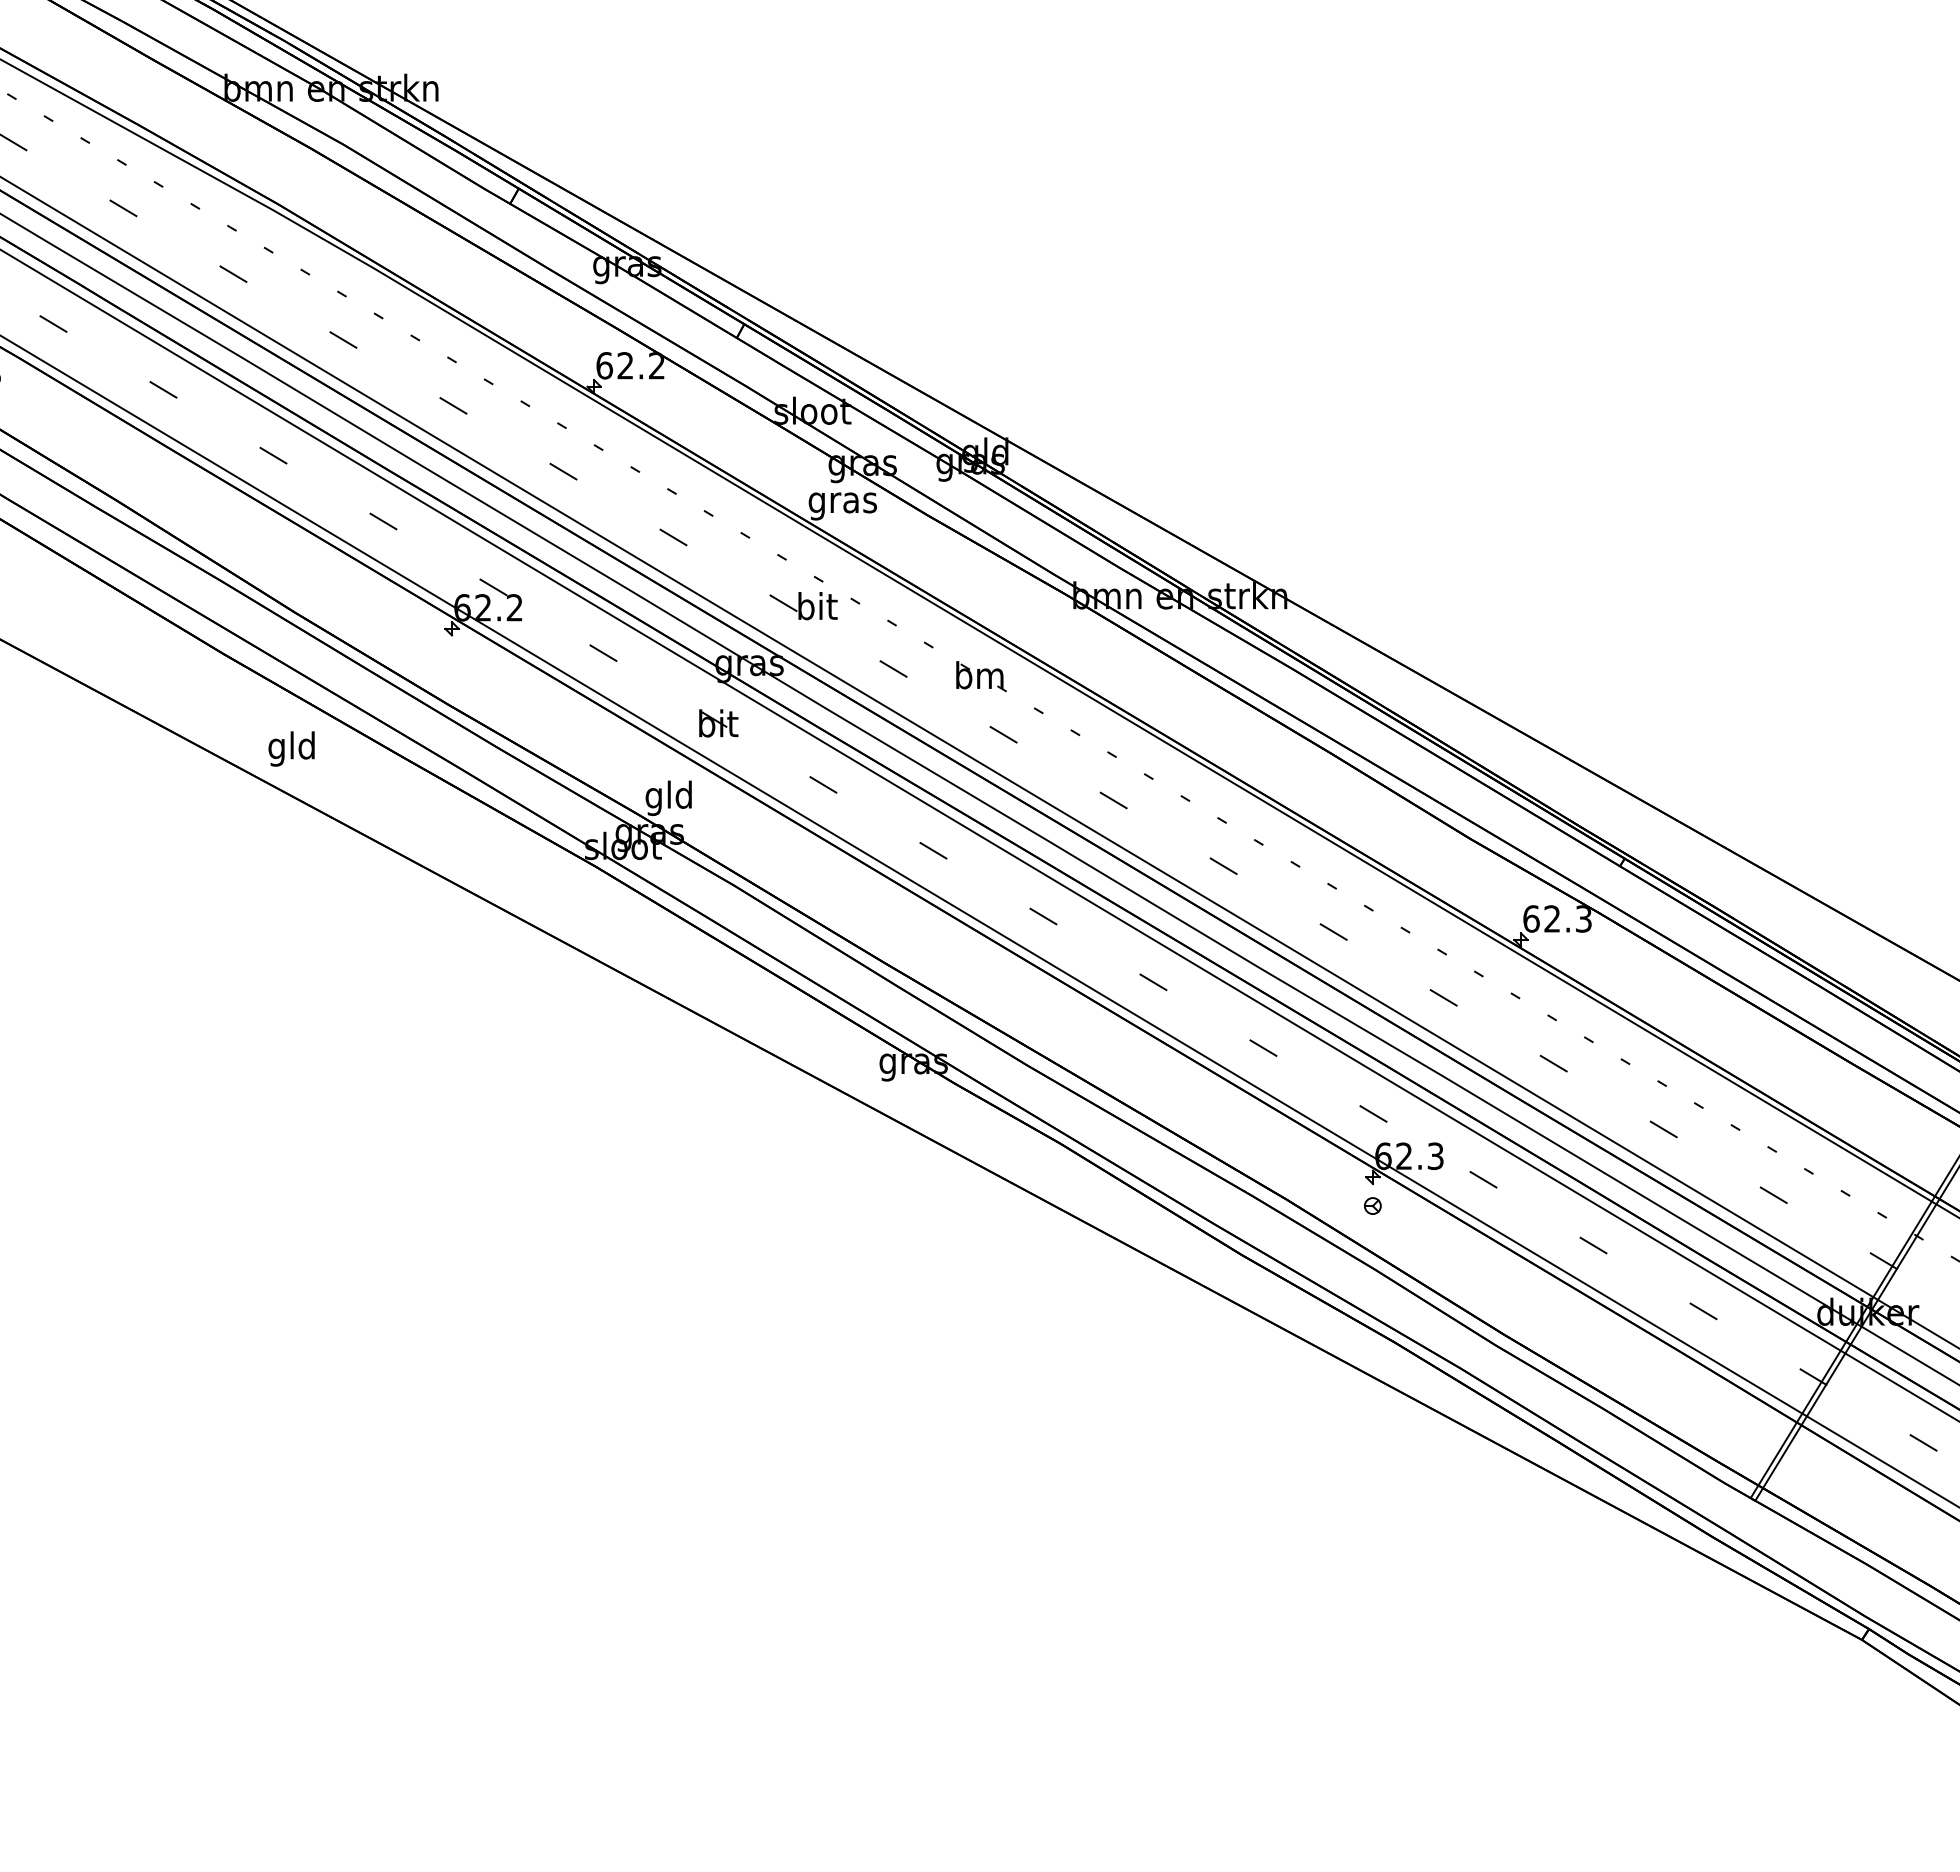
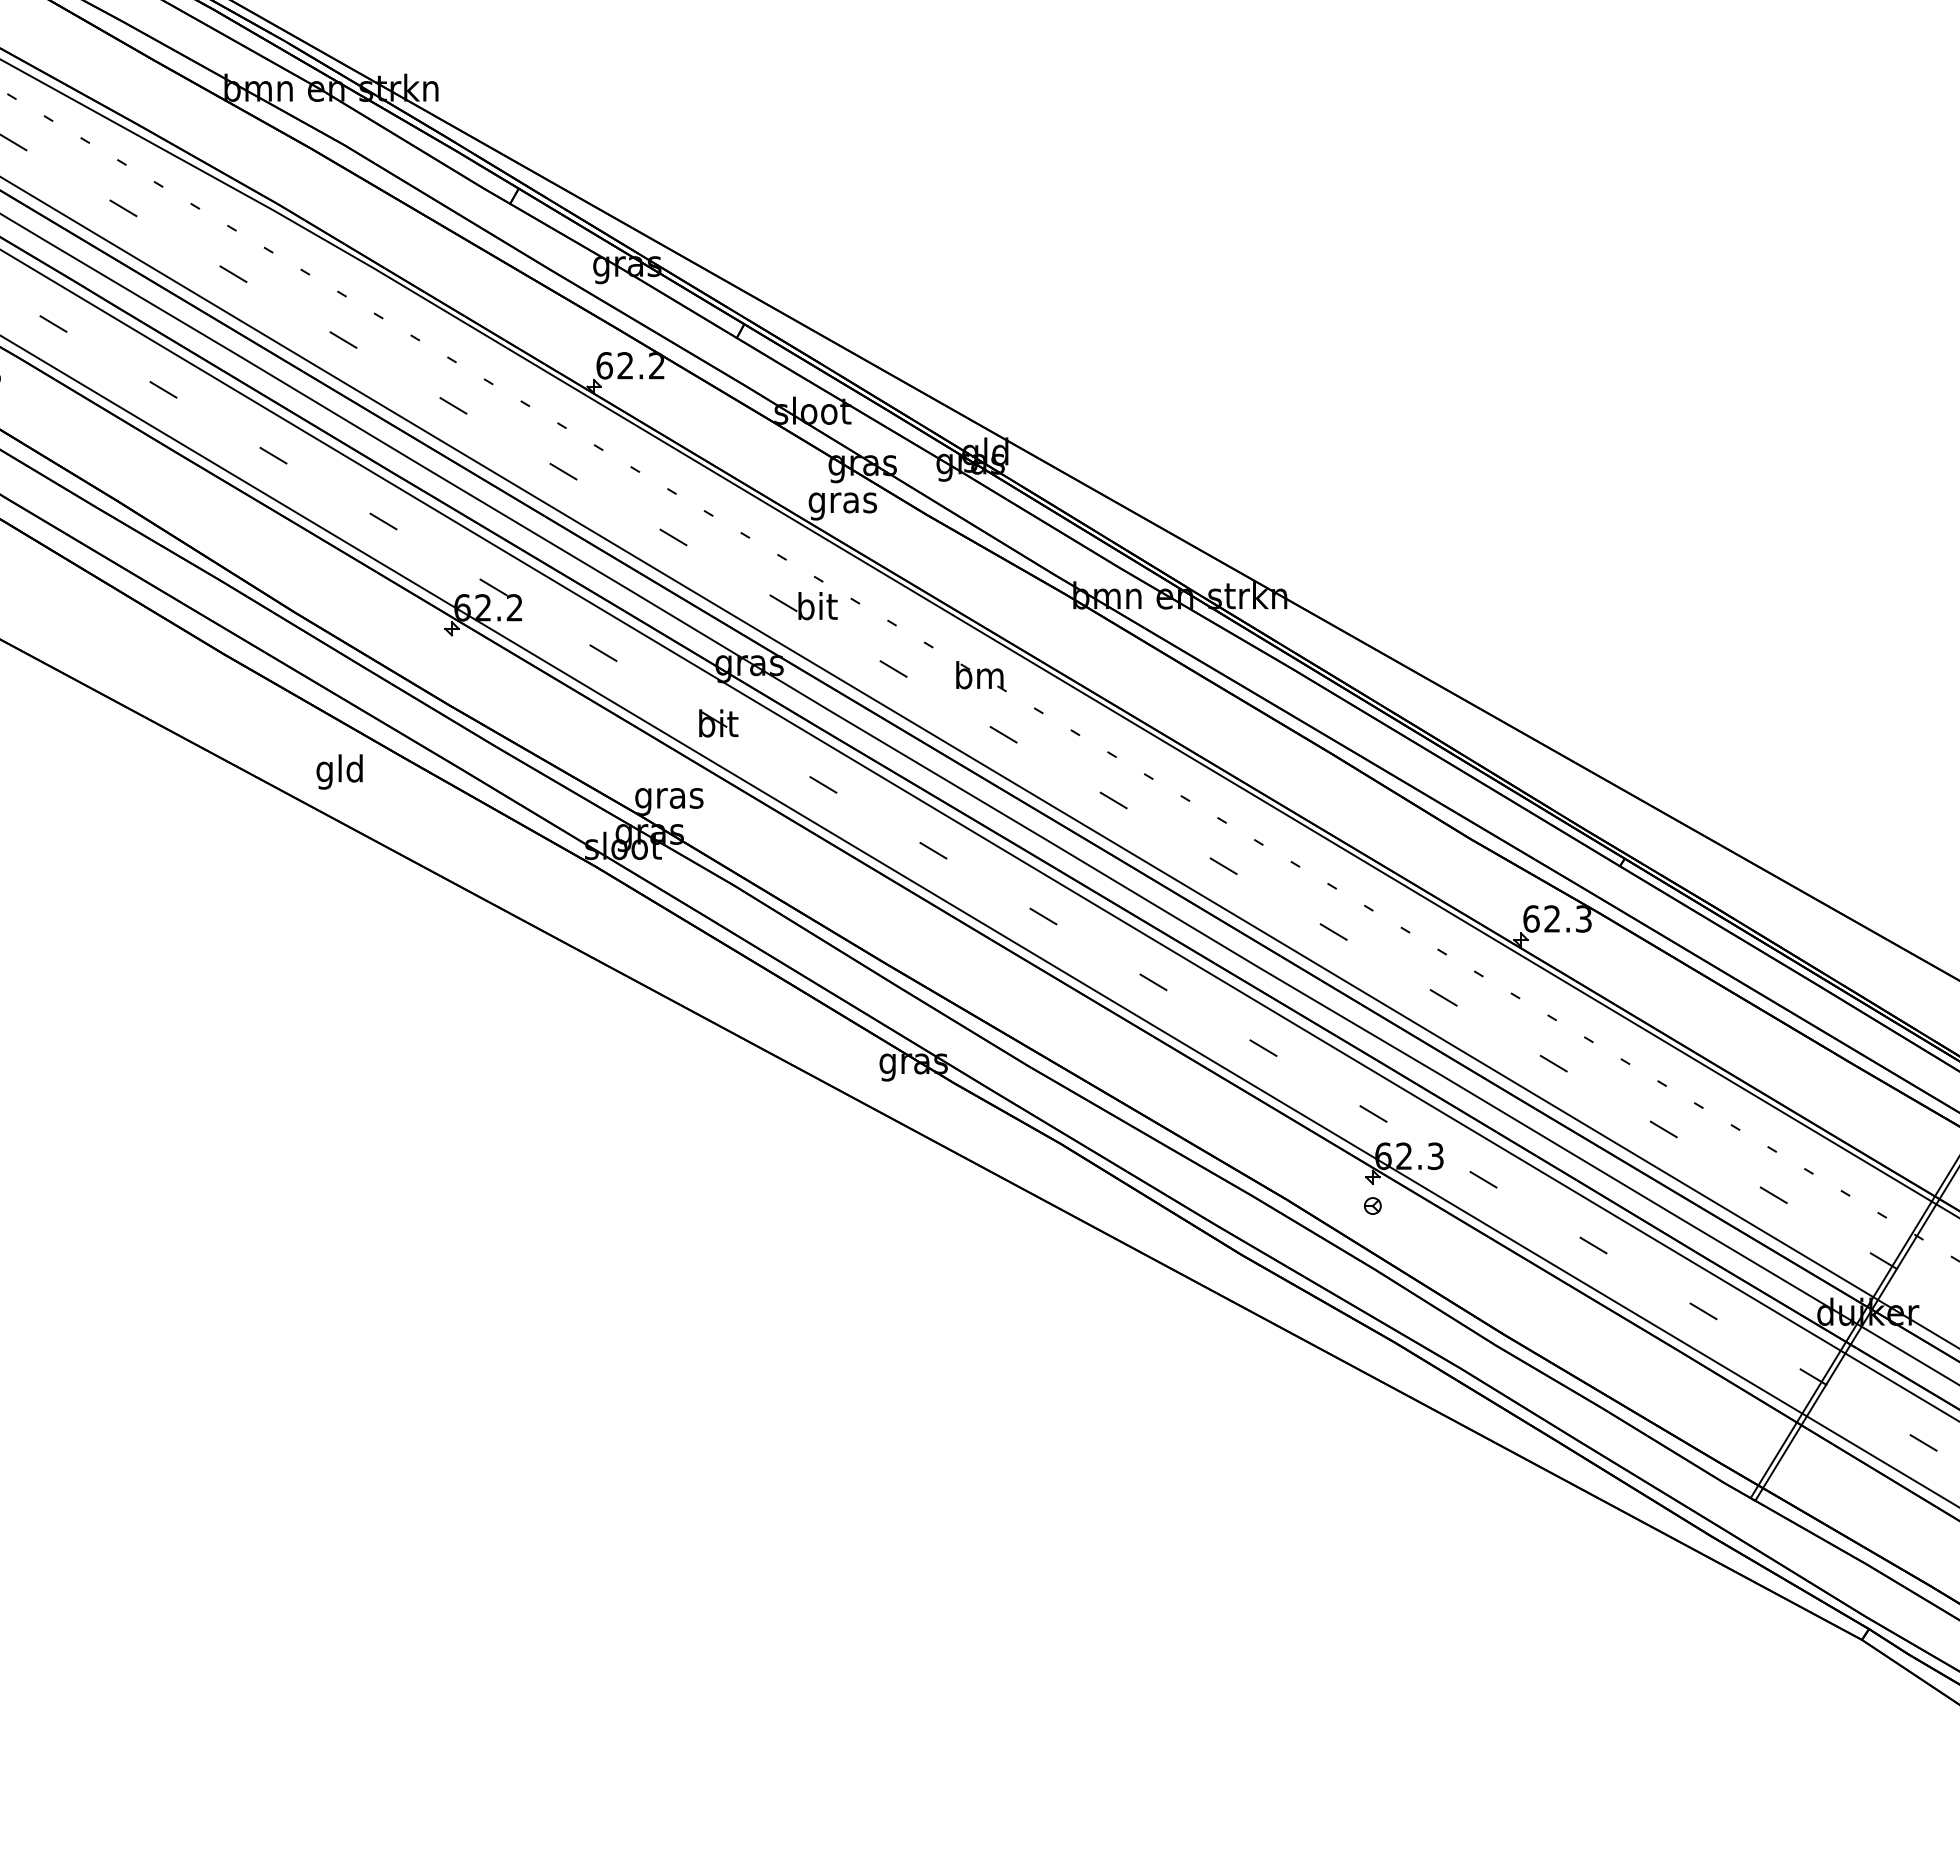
text position: (291, 748) -> (339, 771) (339, 771)
text: gld -> gras (669, 797)
